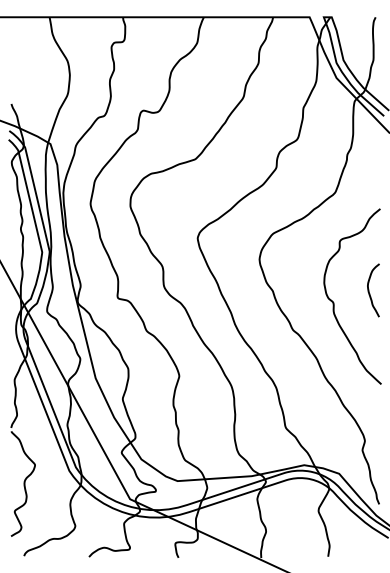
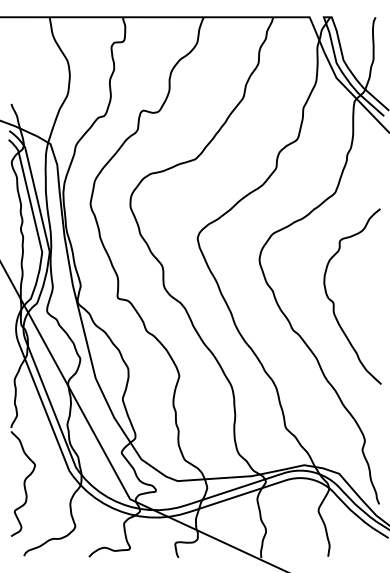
curve: present -> none (369, 290)
